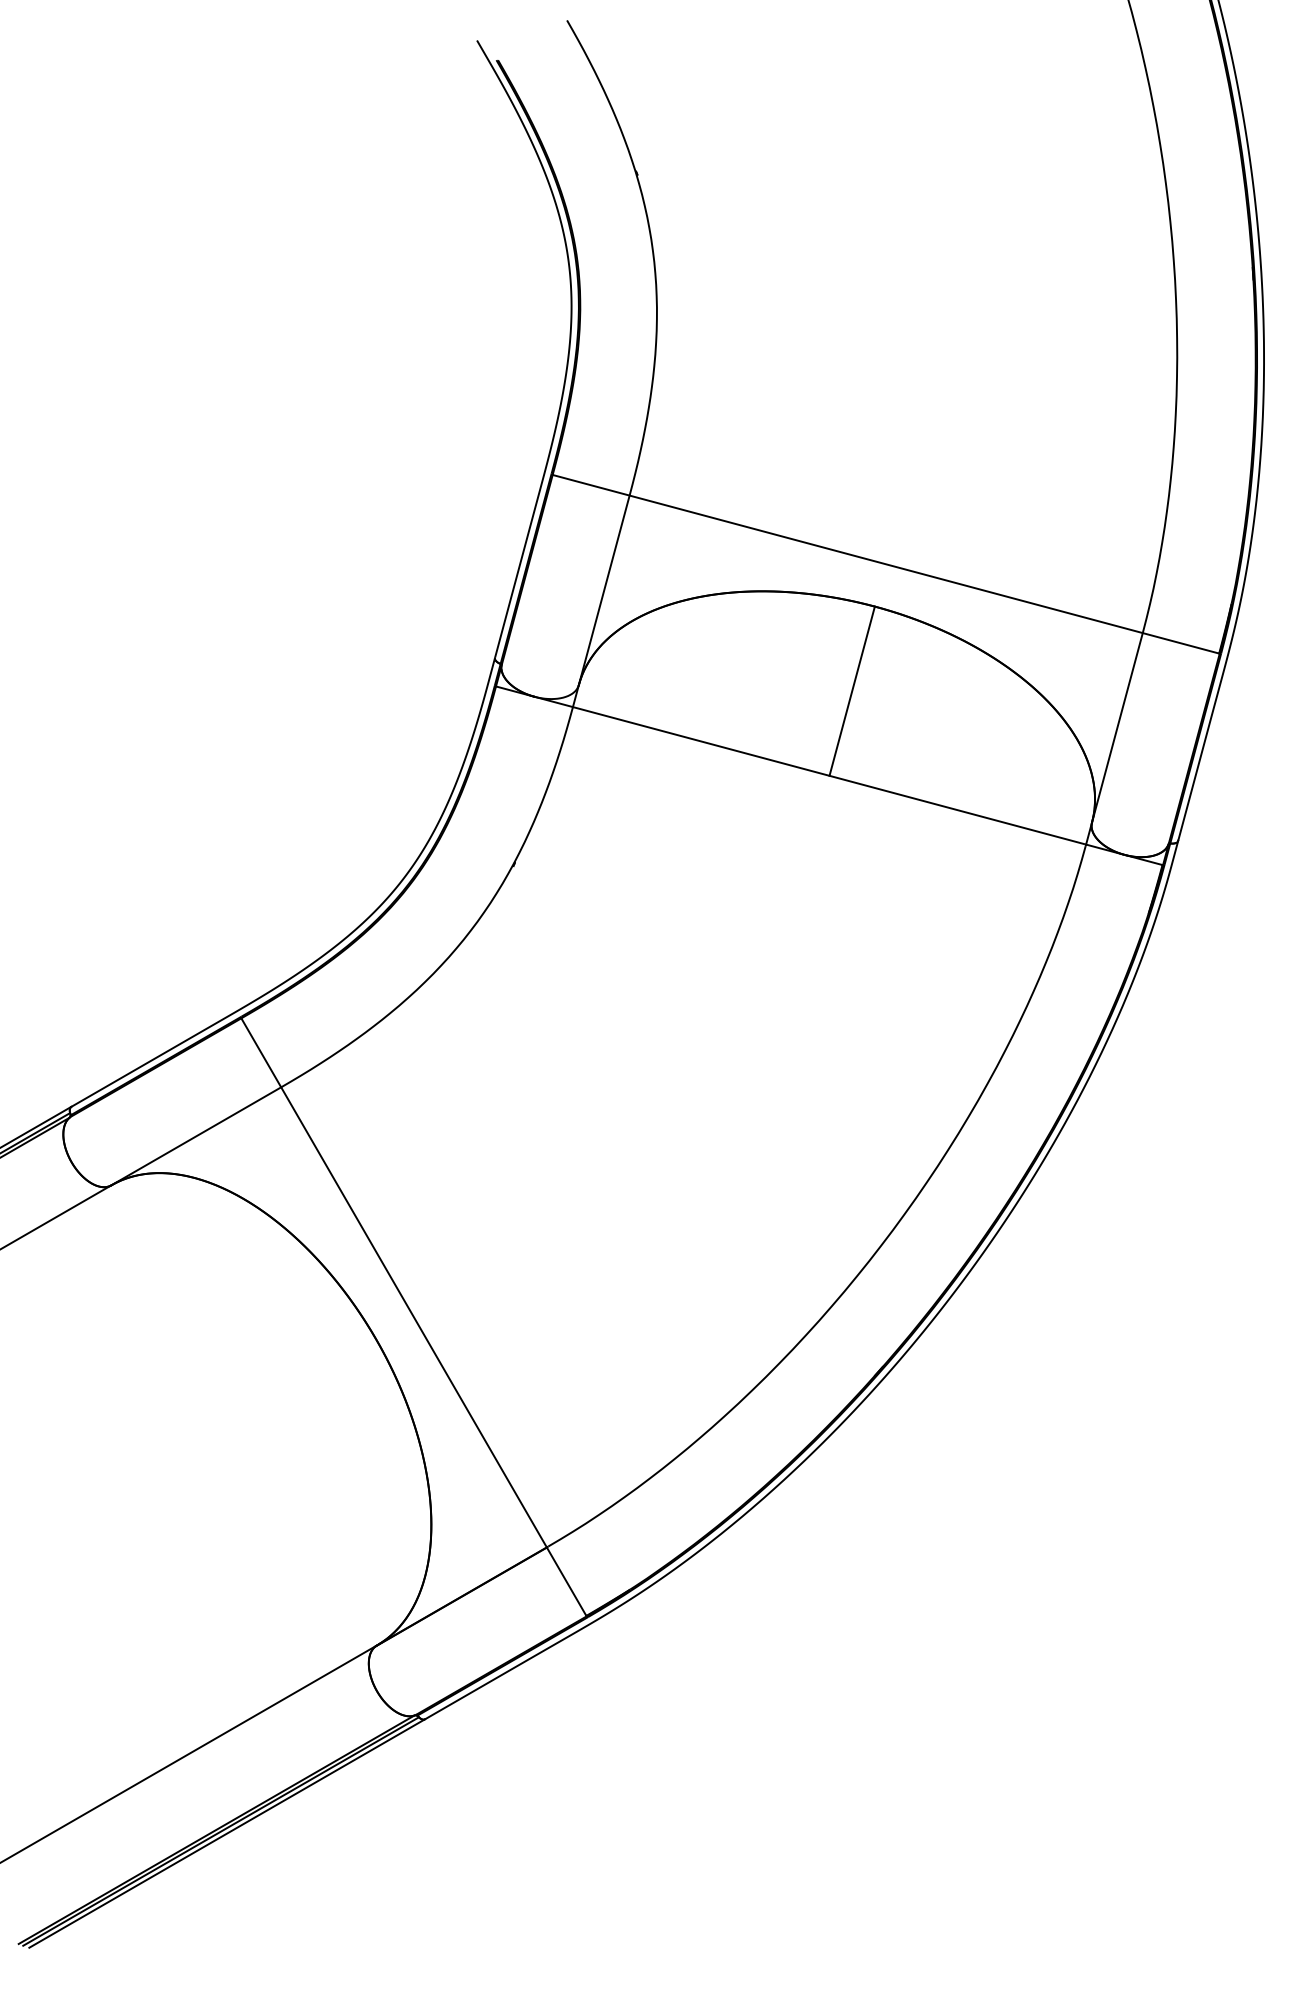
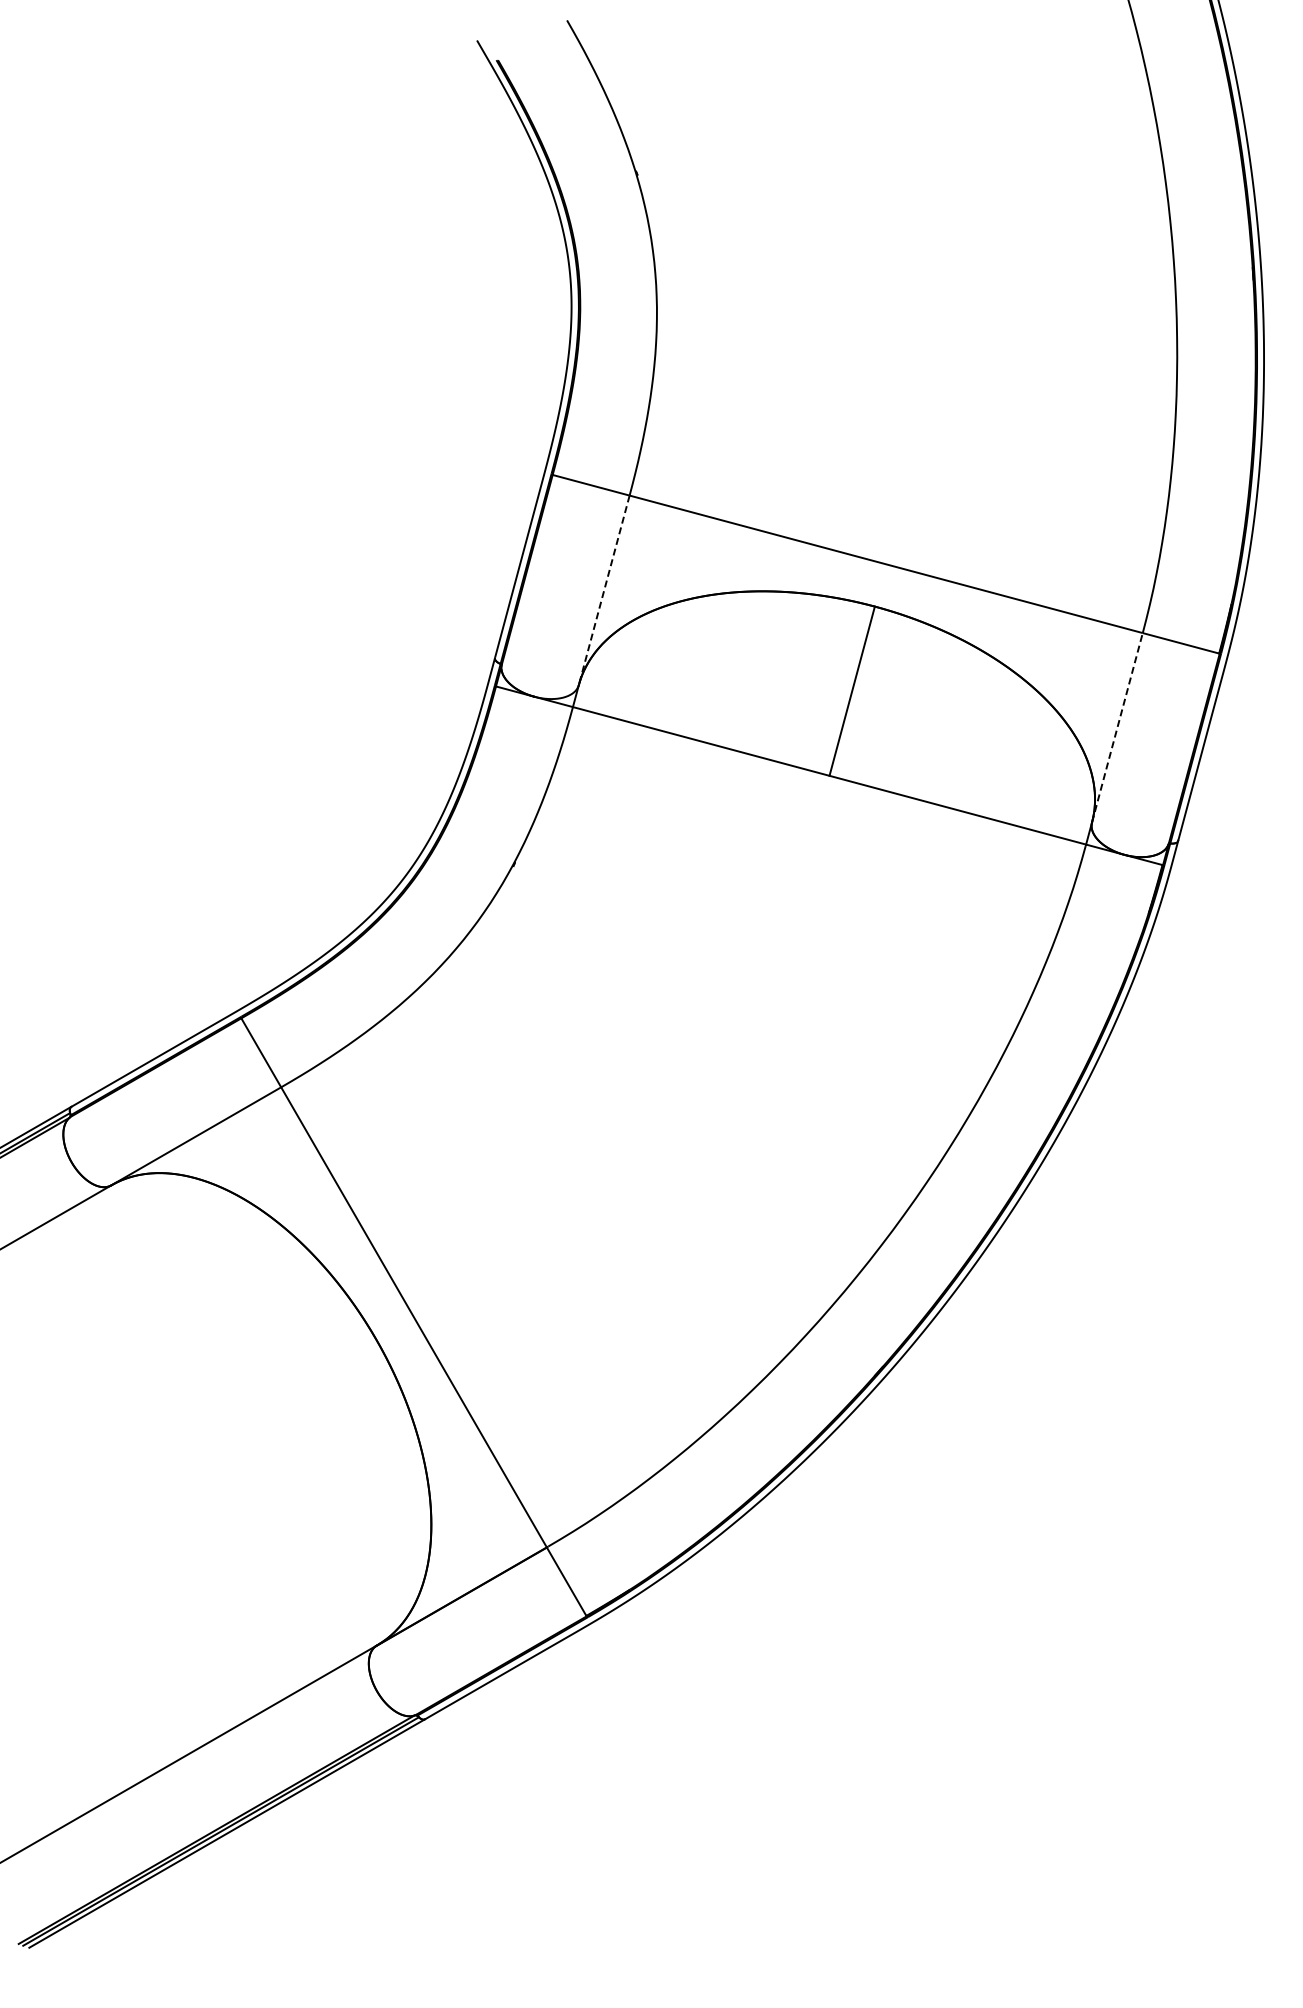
line: solid -> dashed (604, 590)
line: solid -> dashed (1117, 727)
